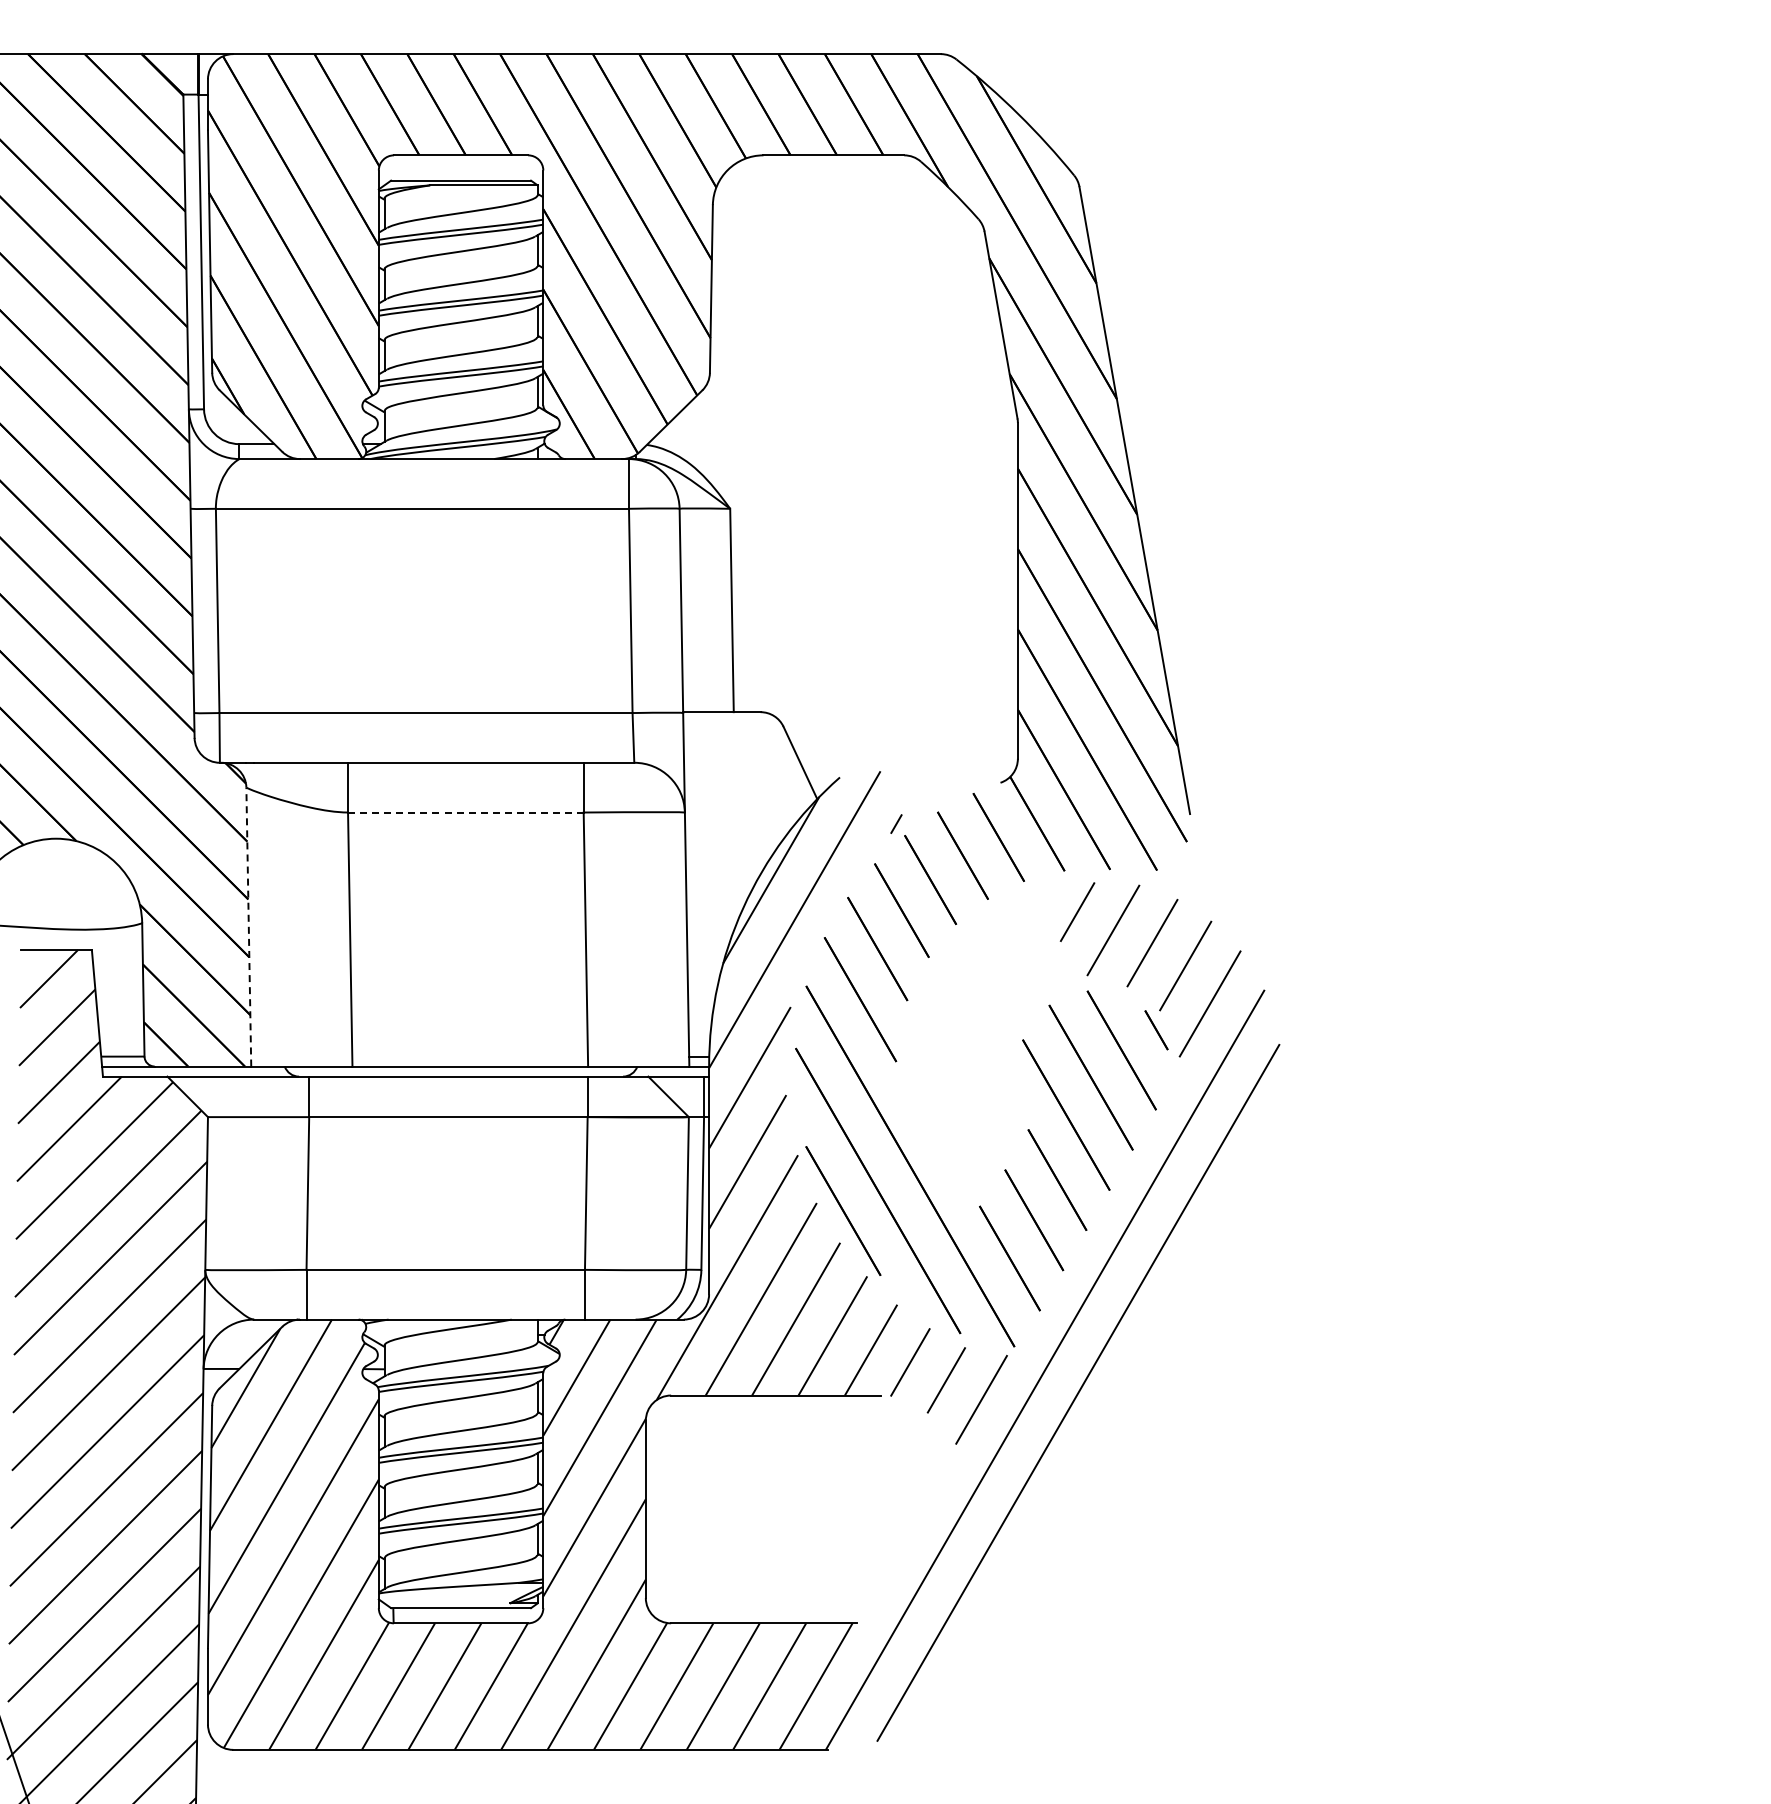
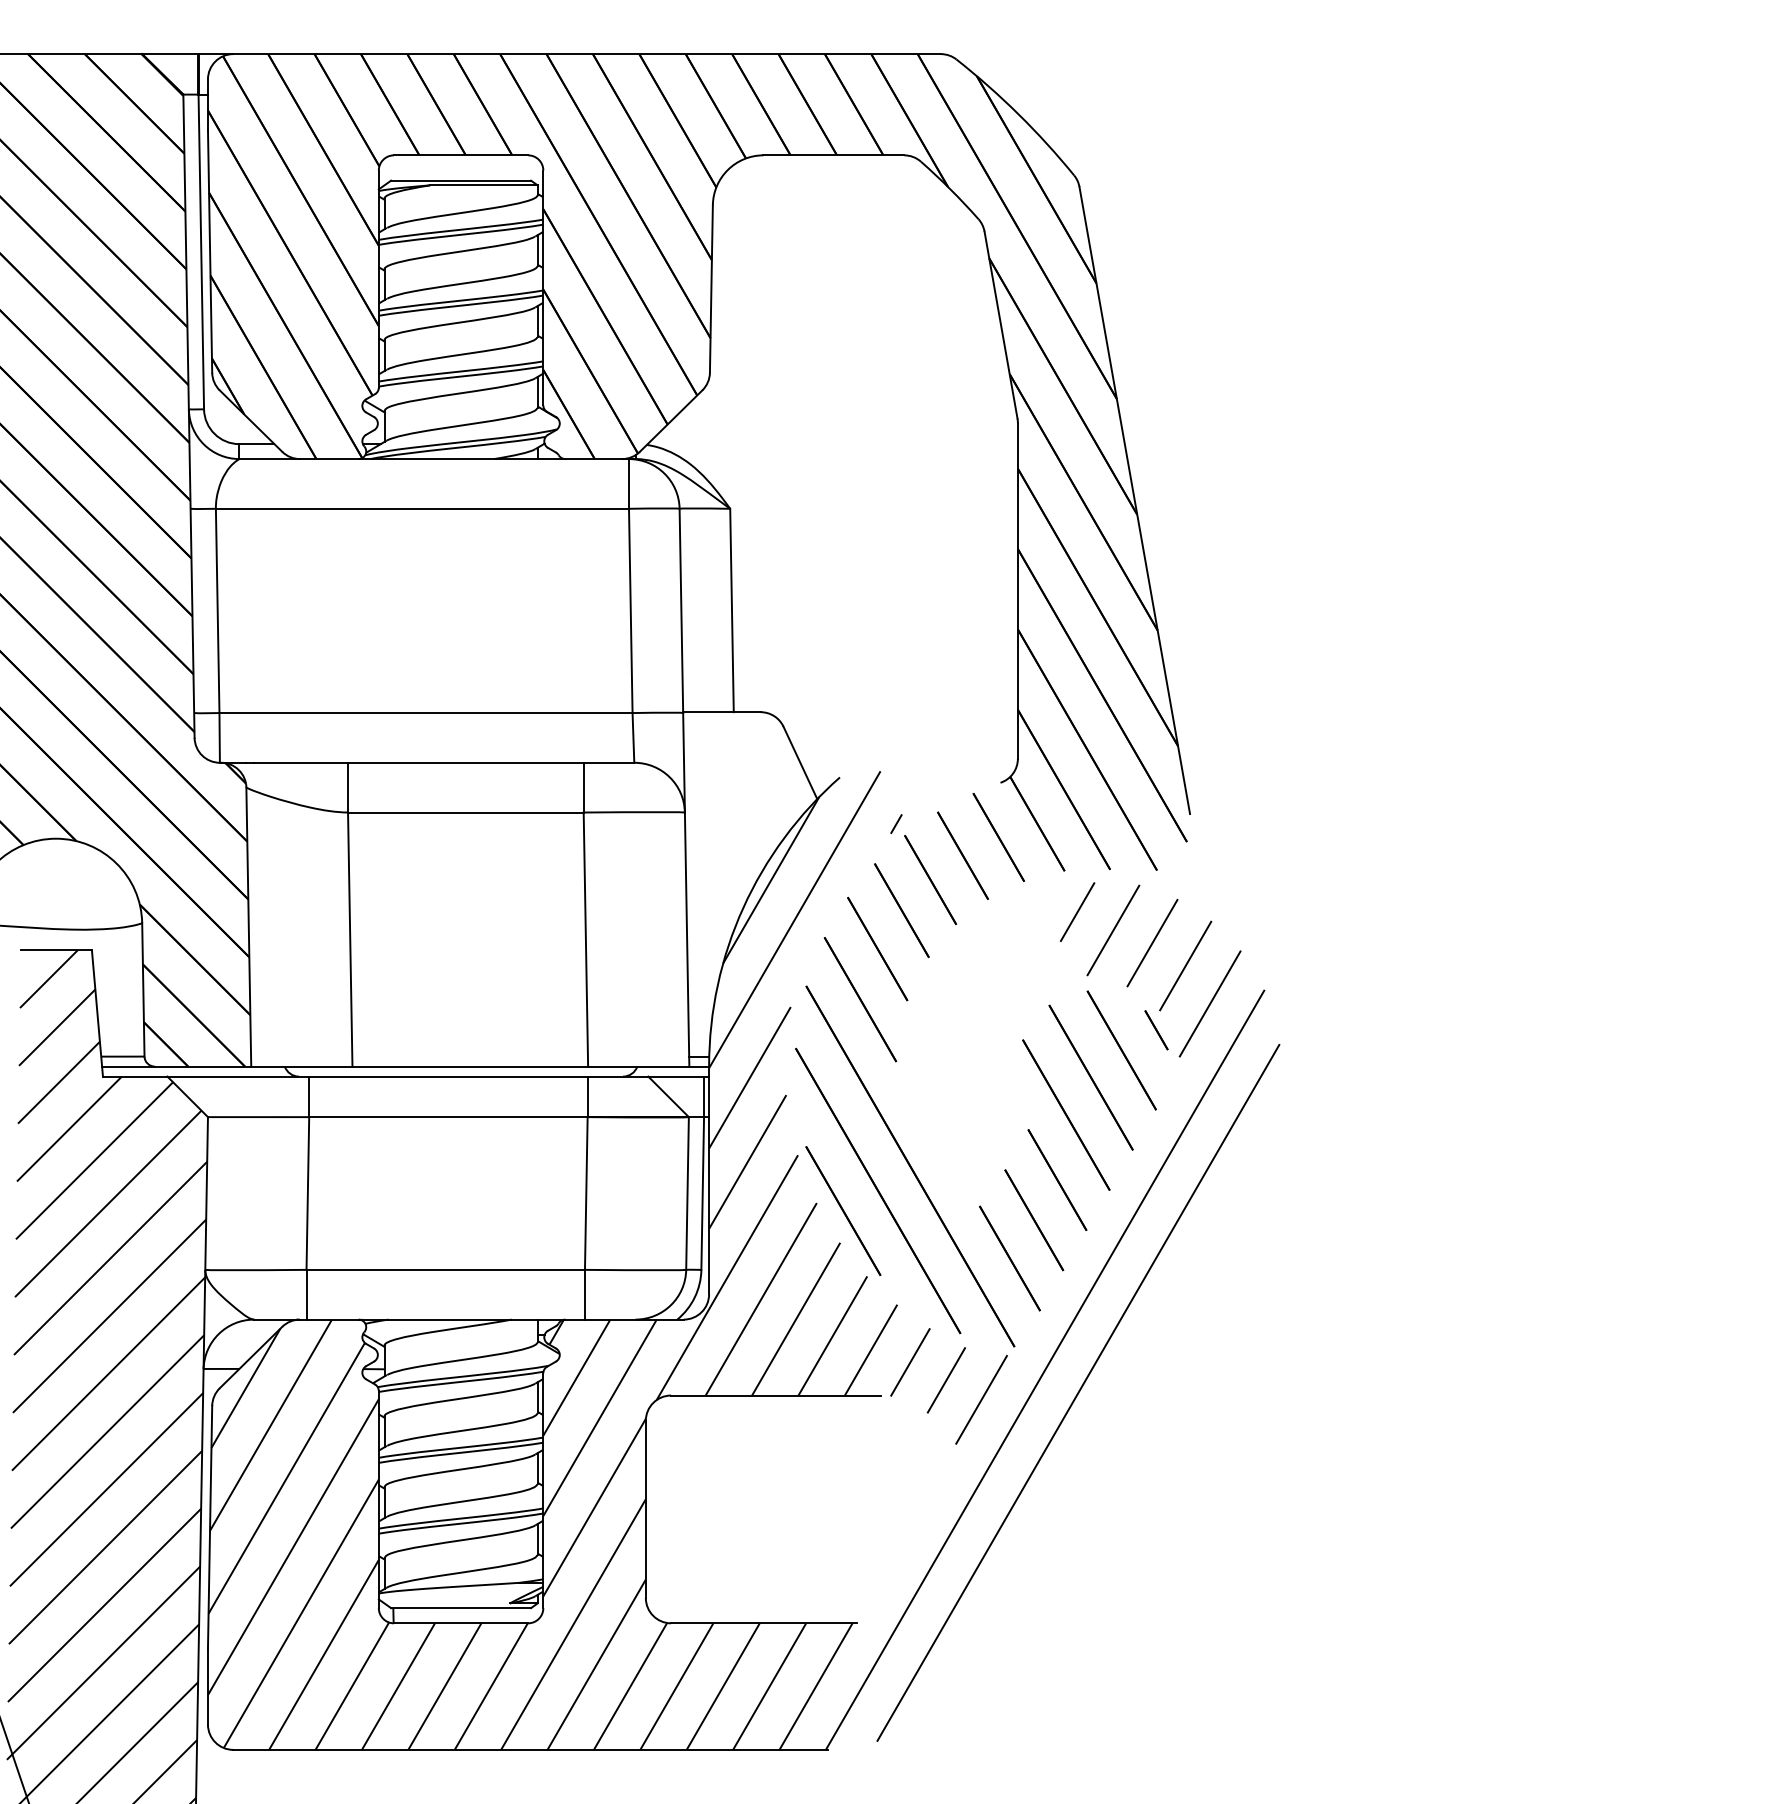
line: dashed -> solid (465, 812)
line: dashed -> solid (248, 926)
